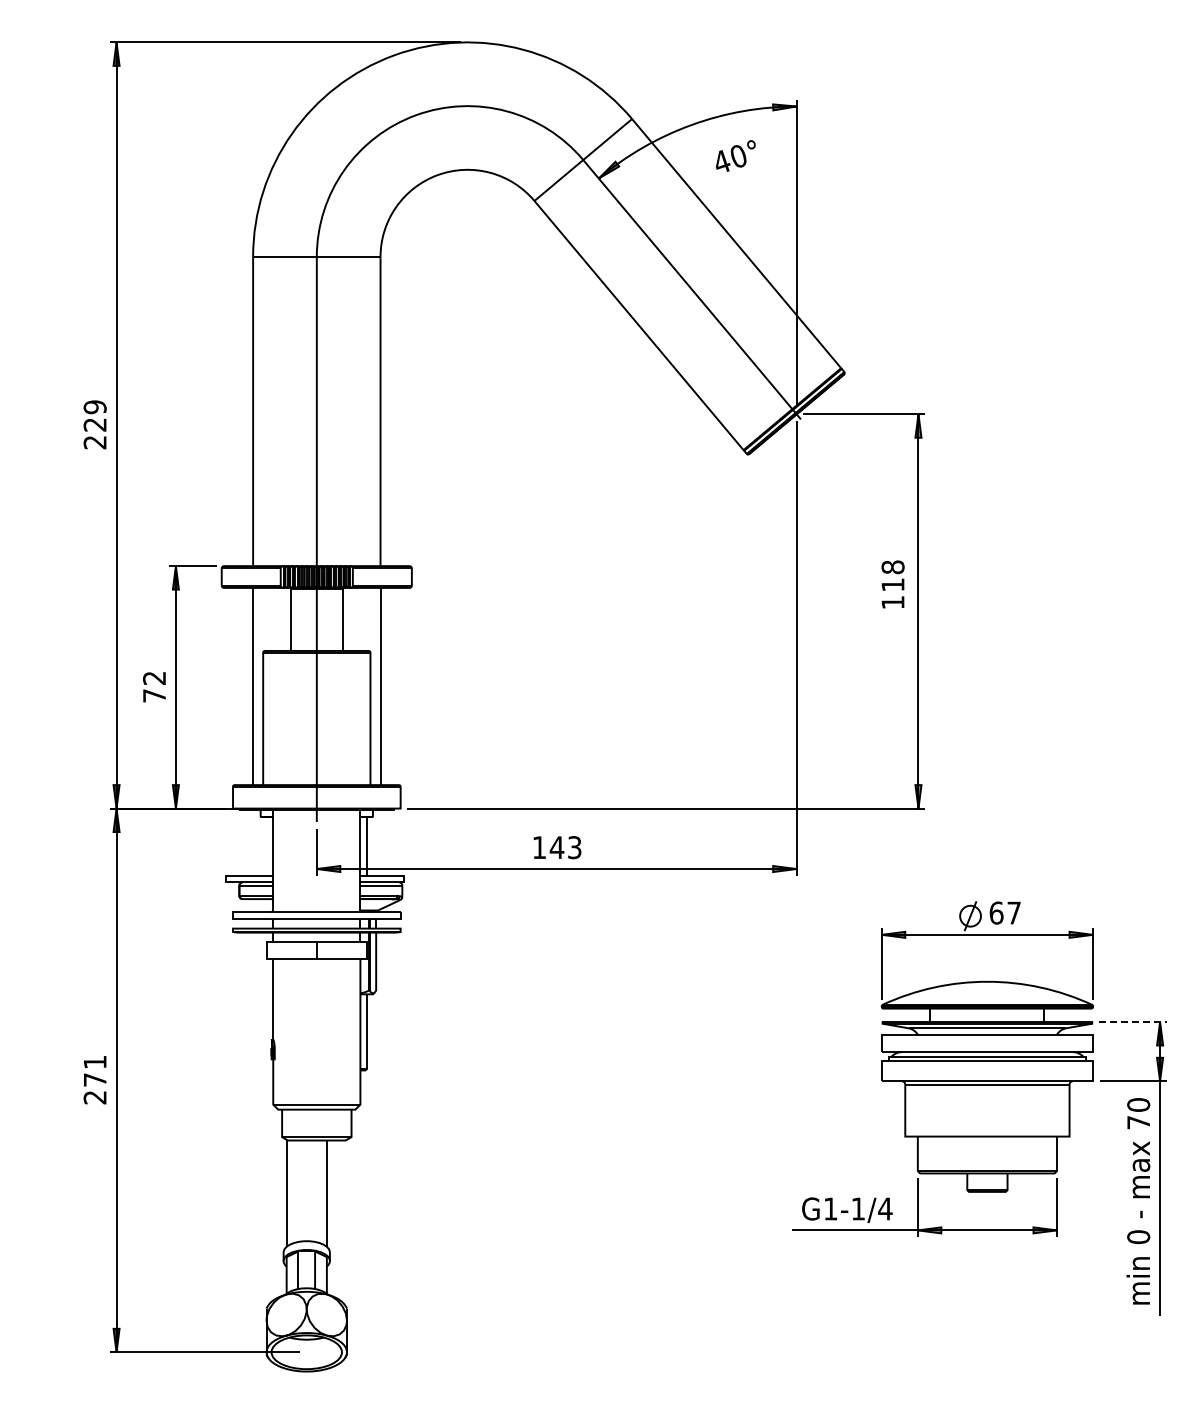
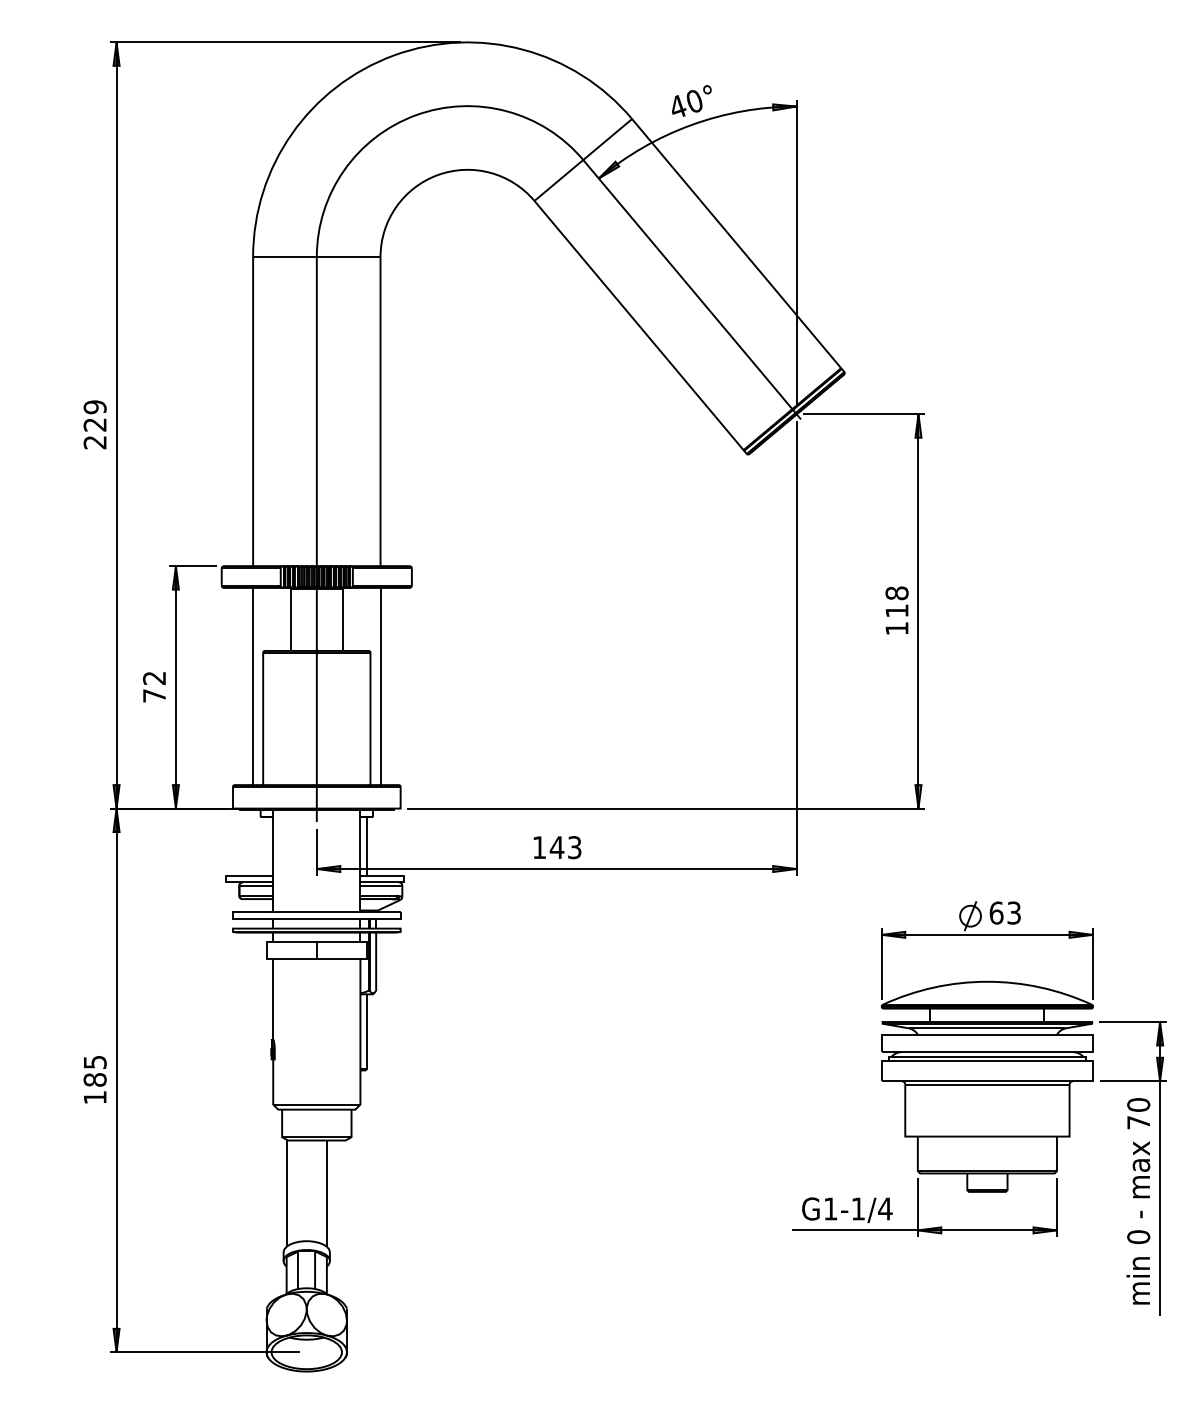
text position: (735, 155) -> (691, 100) (691, 100)
text position: (892, 584) -> (896, 610) (896, 610)
text: 67 -> 63 (1013, 912)
line: dashed -> solid (1132, 1022)
text: 271 -> 185 (94, 1080)
